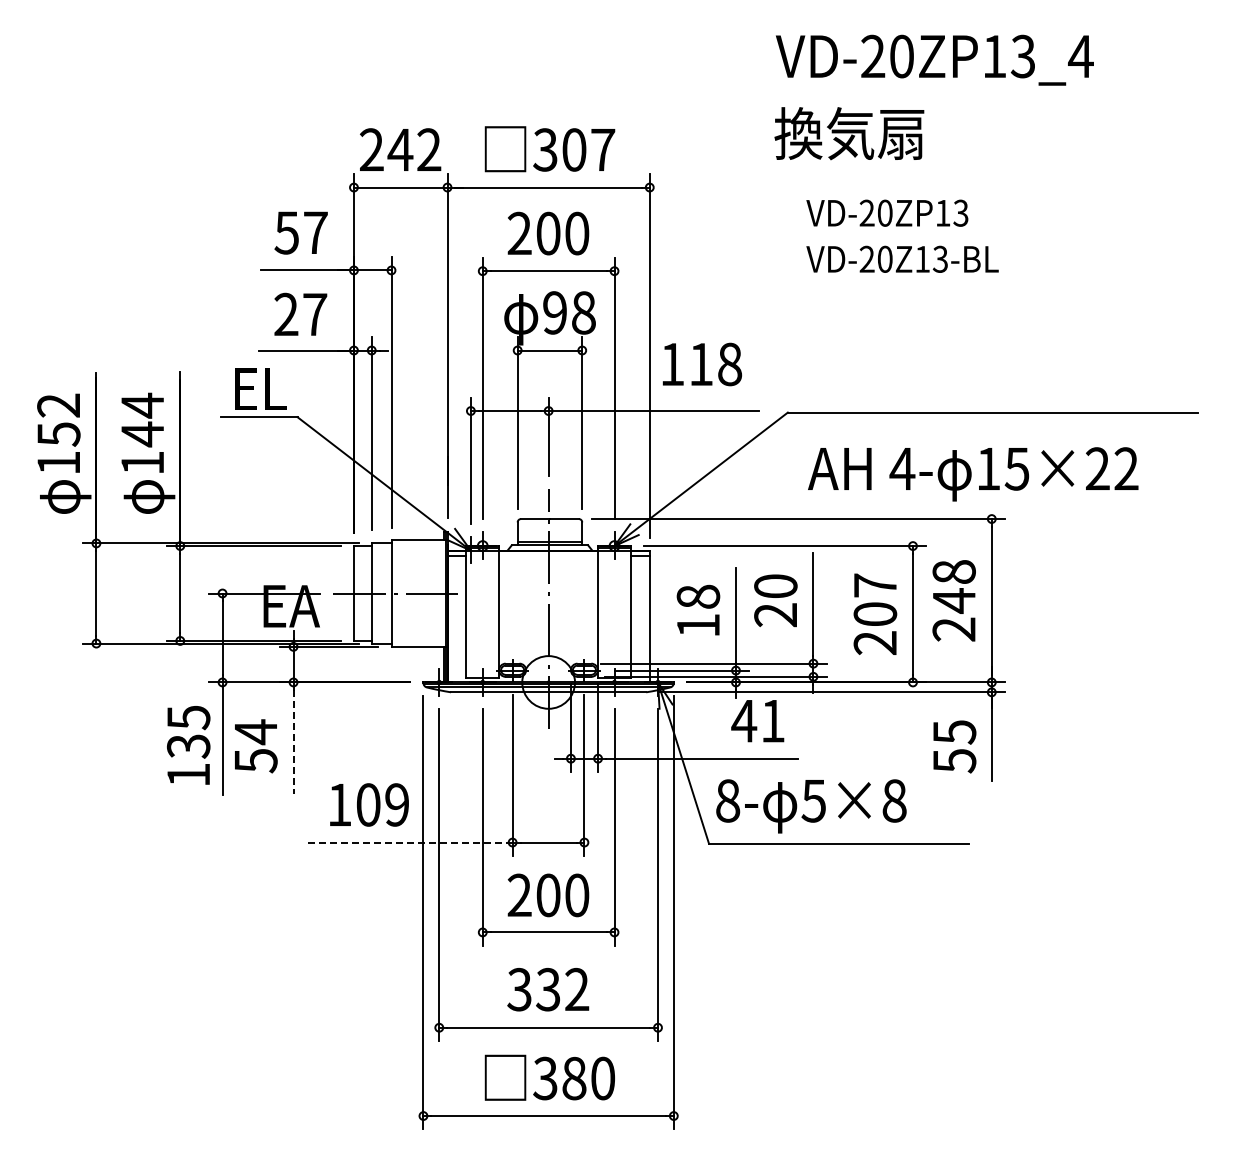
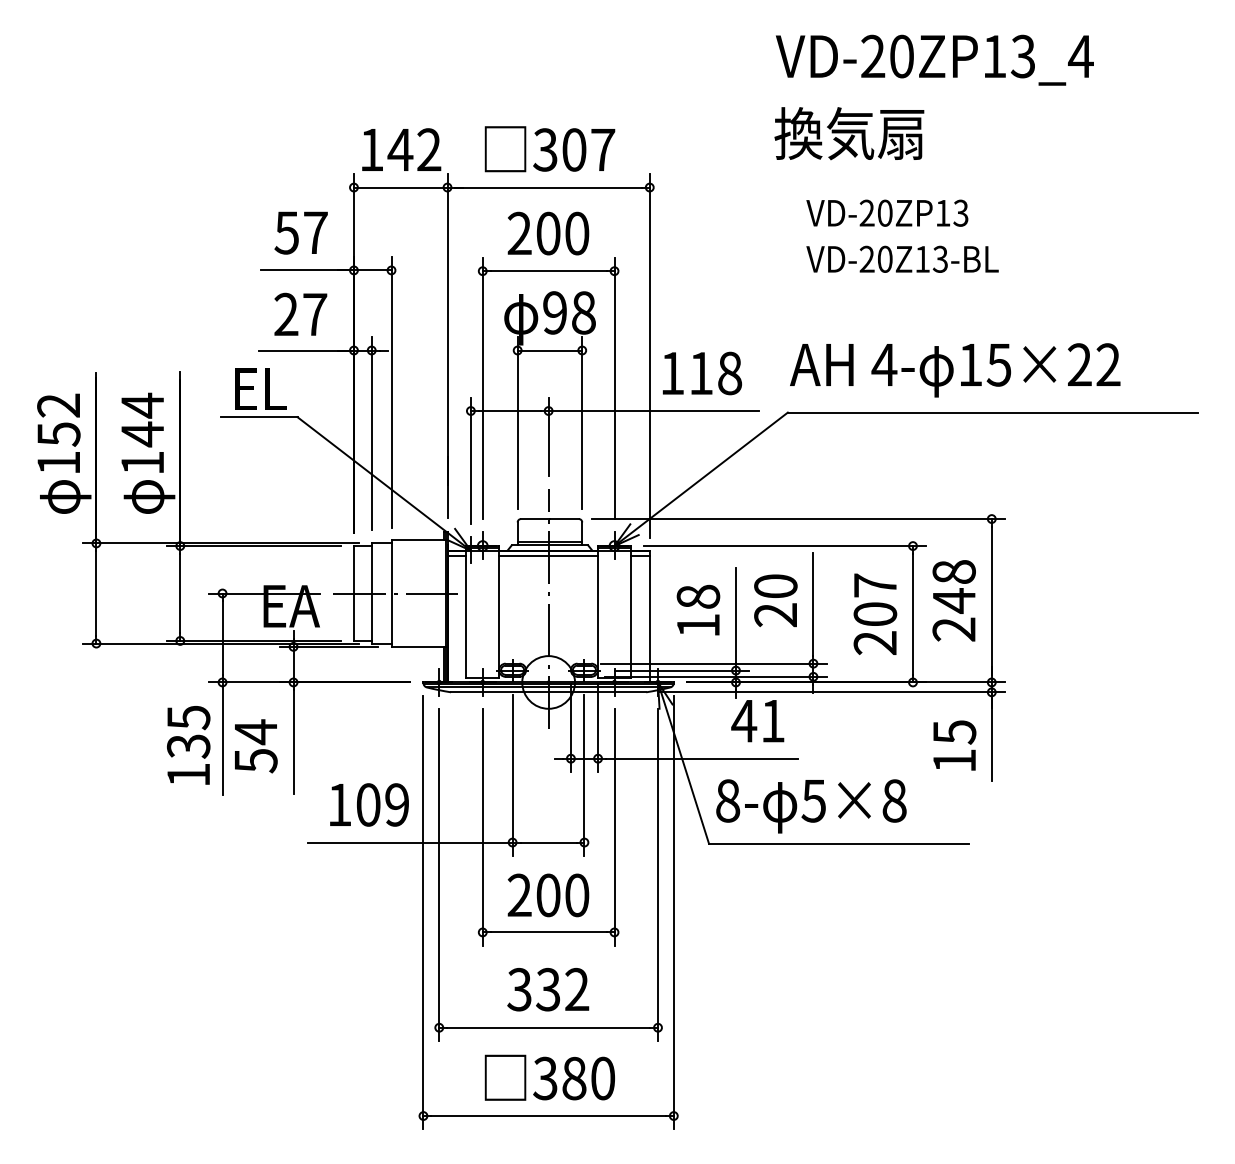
text: 242 -> 142 (371, 149)
text position: (702, 364) -> (702, 373) (702, 373)
text position: (973, 474) -> (955, 370) (955, 370)
line: none -> present (548, 555)
line: dashed -> solid (293, 742)
text: 55 -> 15 (954, 761)
line: dashed -> solid (409, 842)
